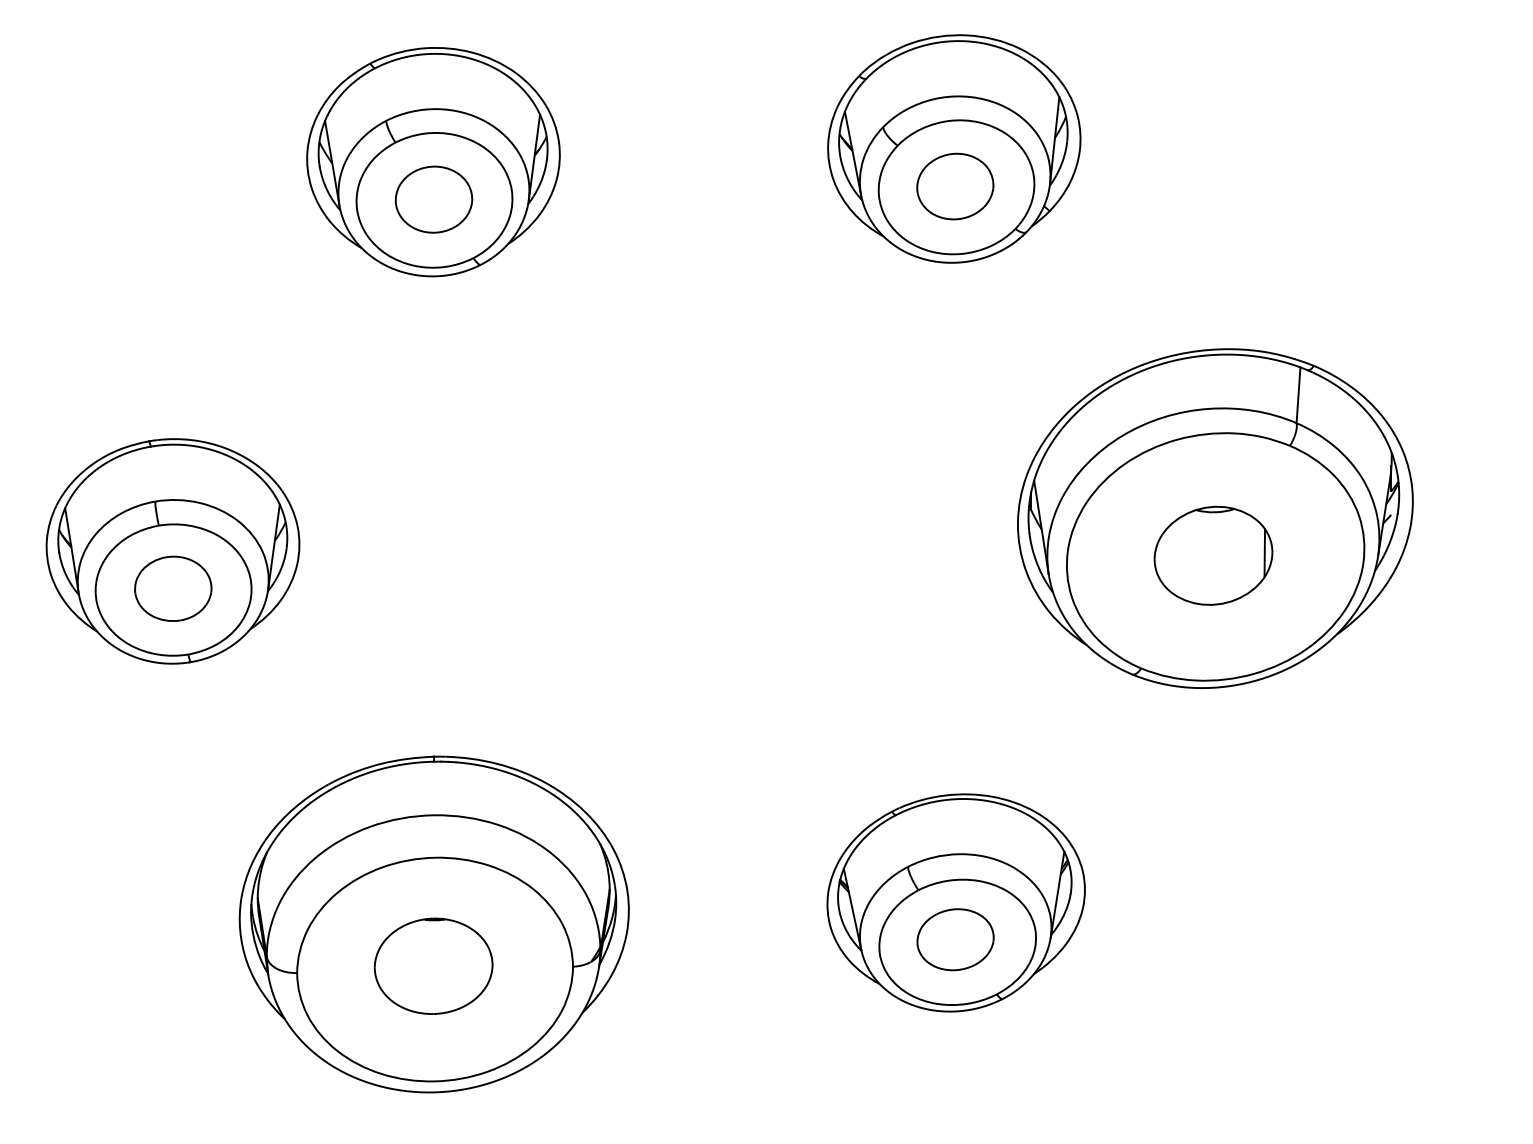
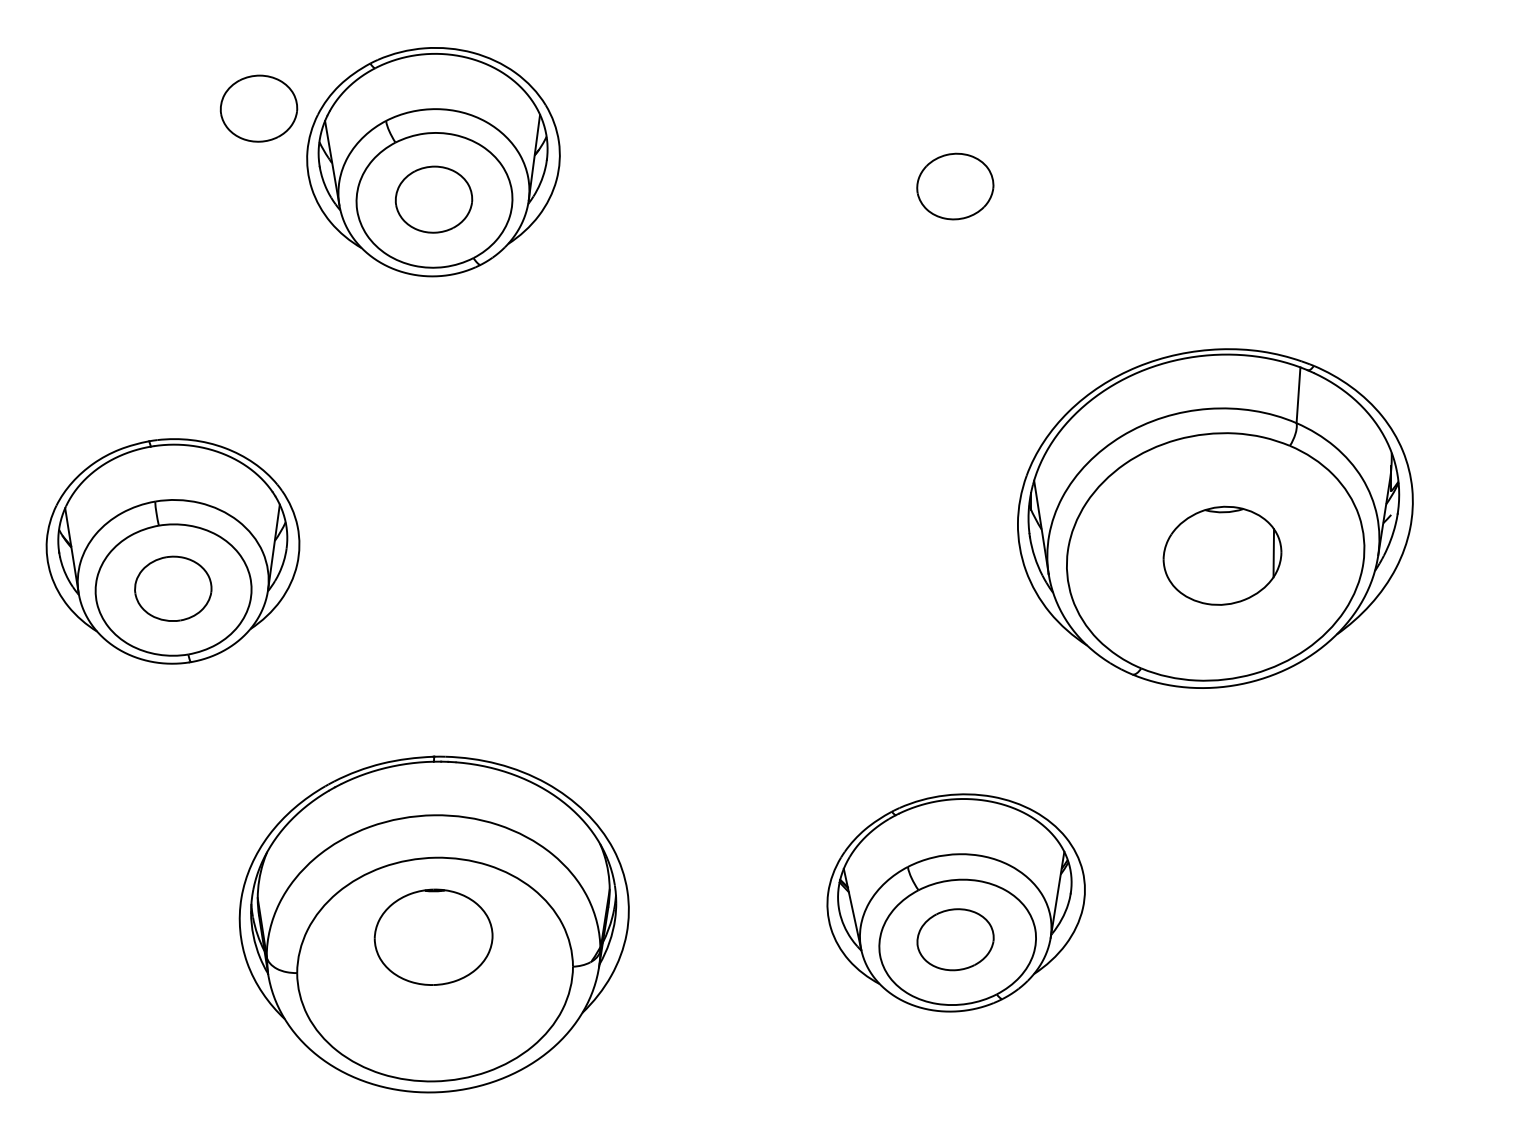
part: none -> present (258, 108)
part: present -> none (954, 148)
part position: (1213, 555) -> (1222, 555) (1222, 555)
part position: (433, 965) -> (433, 936) (433, 936)
